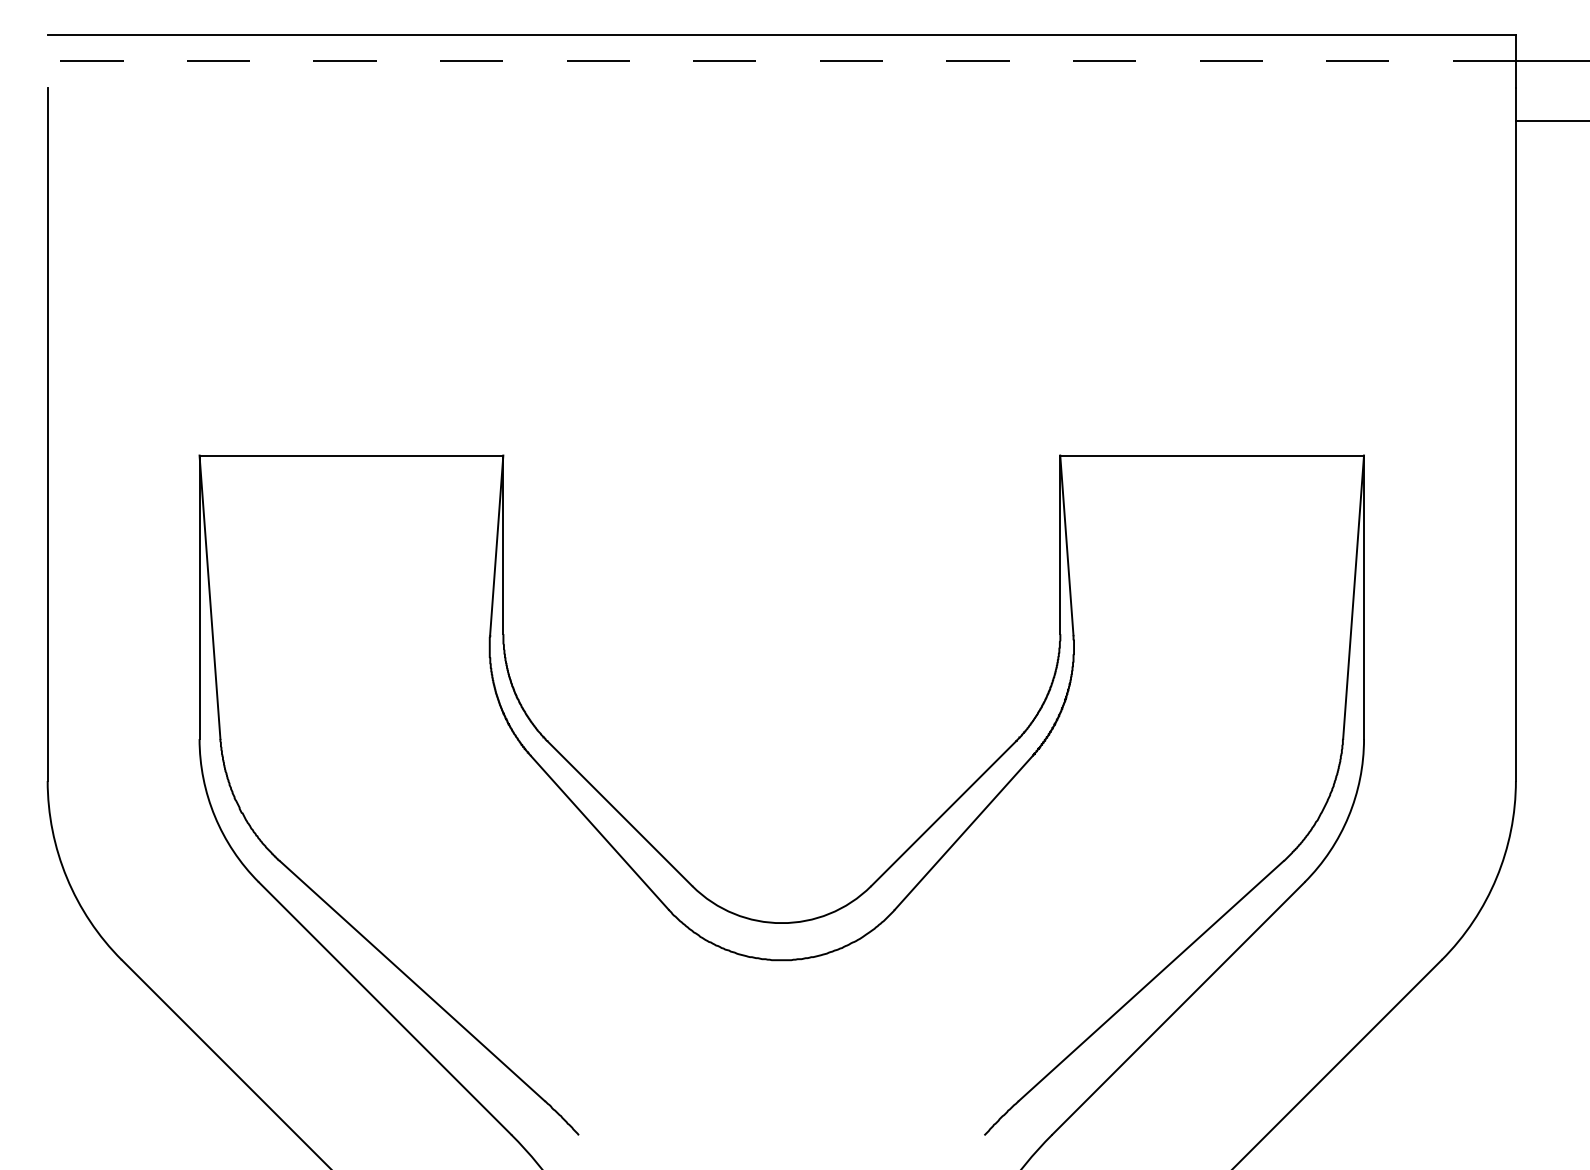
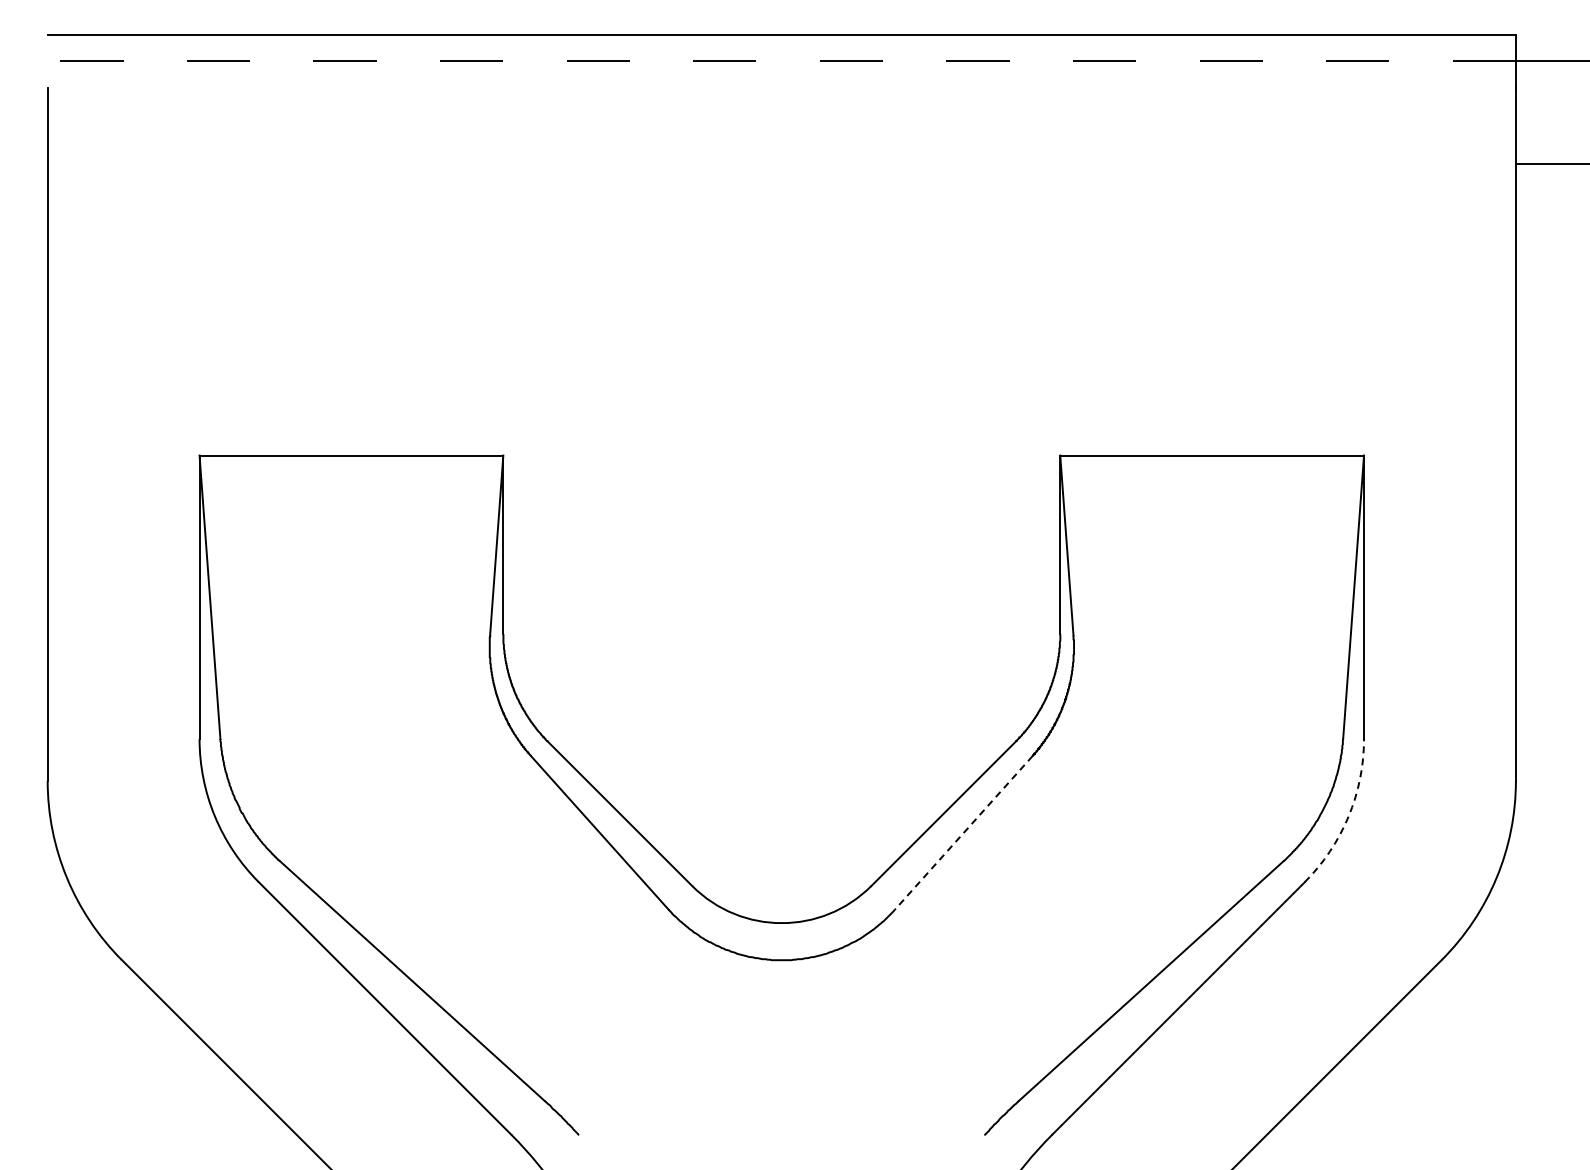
line position: (1550, 121) -> (1550, 164) (1550, 164)
arc: solid -> dashed (1348, 816)
line: solid -> dashed (963, 833)
